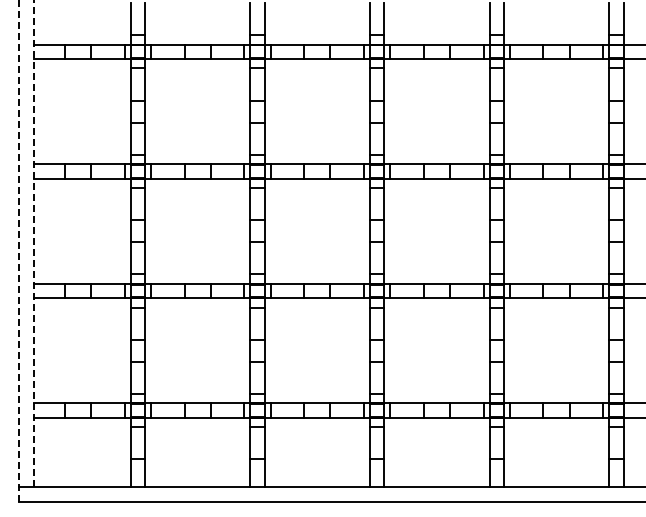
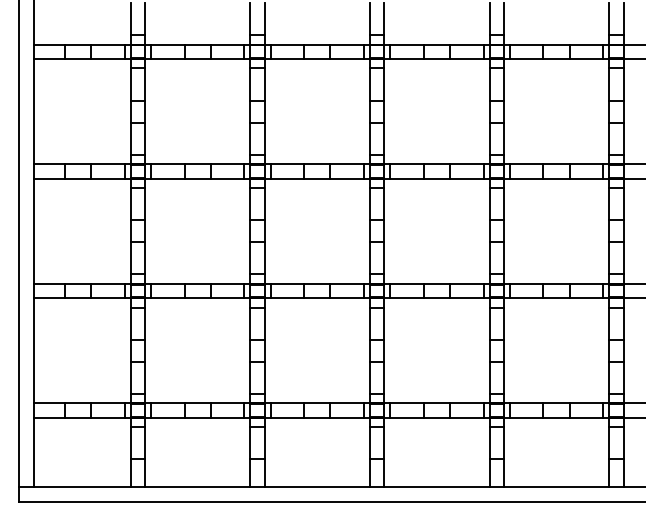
line: dashed -> solid (33, 243)
line: dashed -> solid (19, 251)
